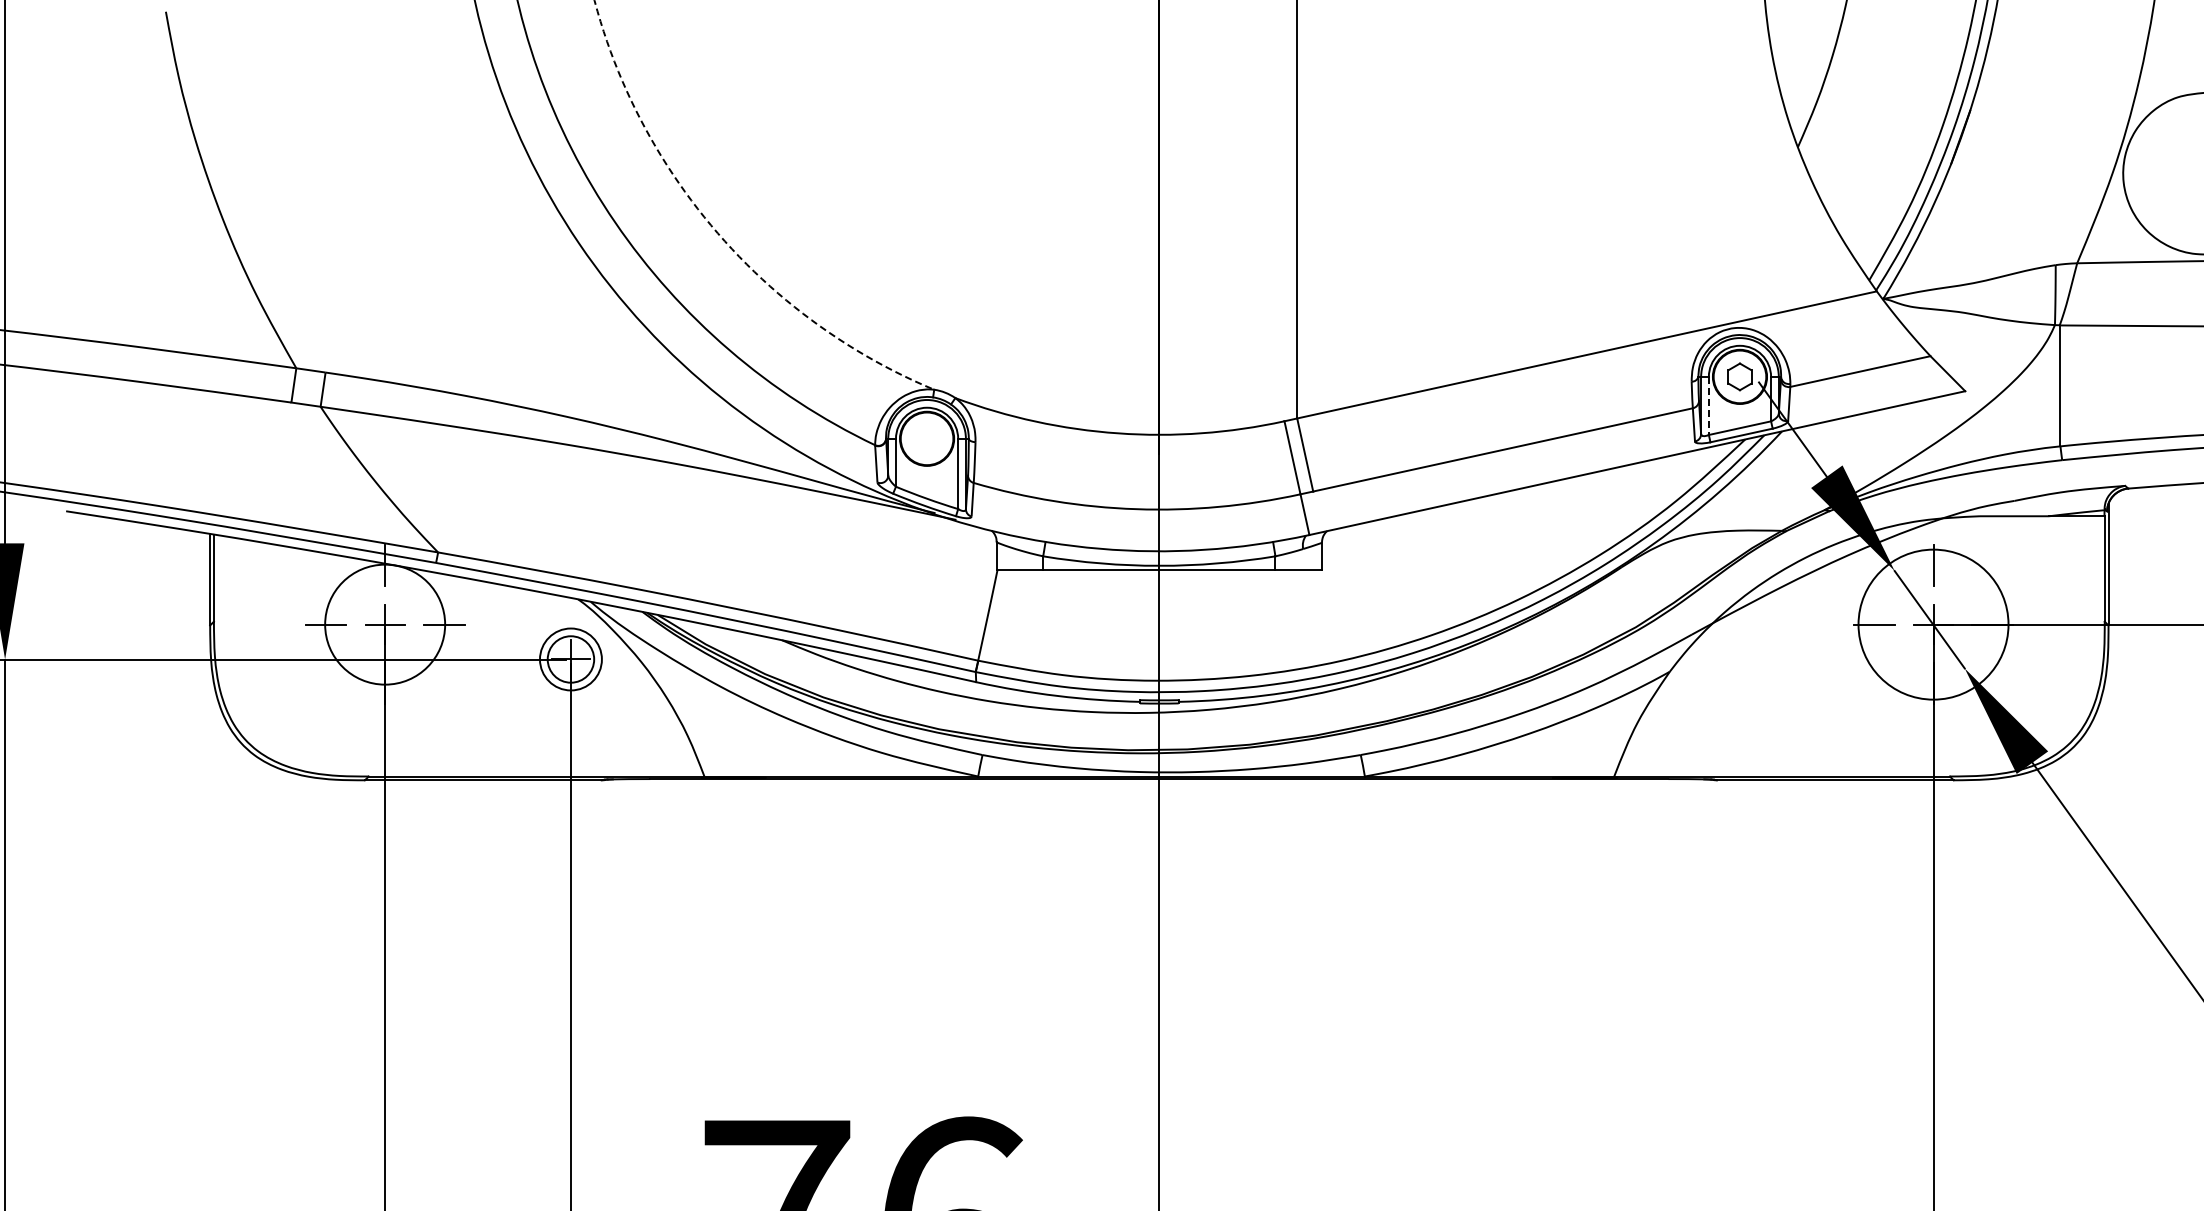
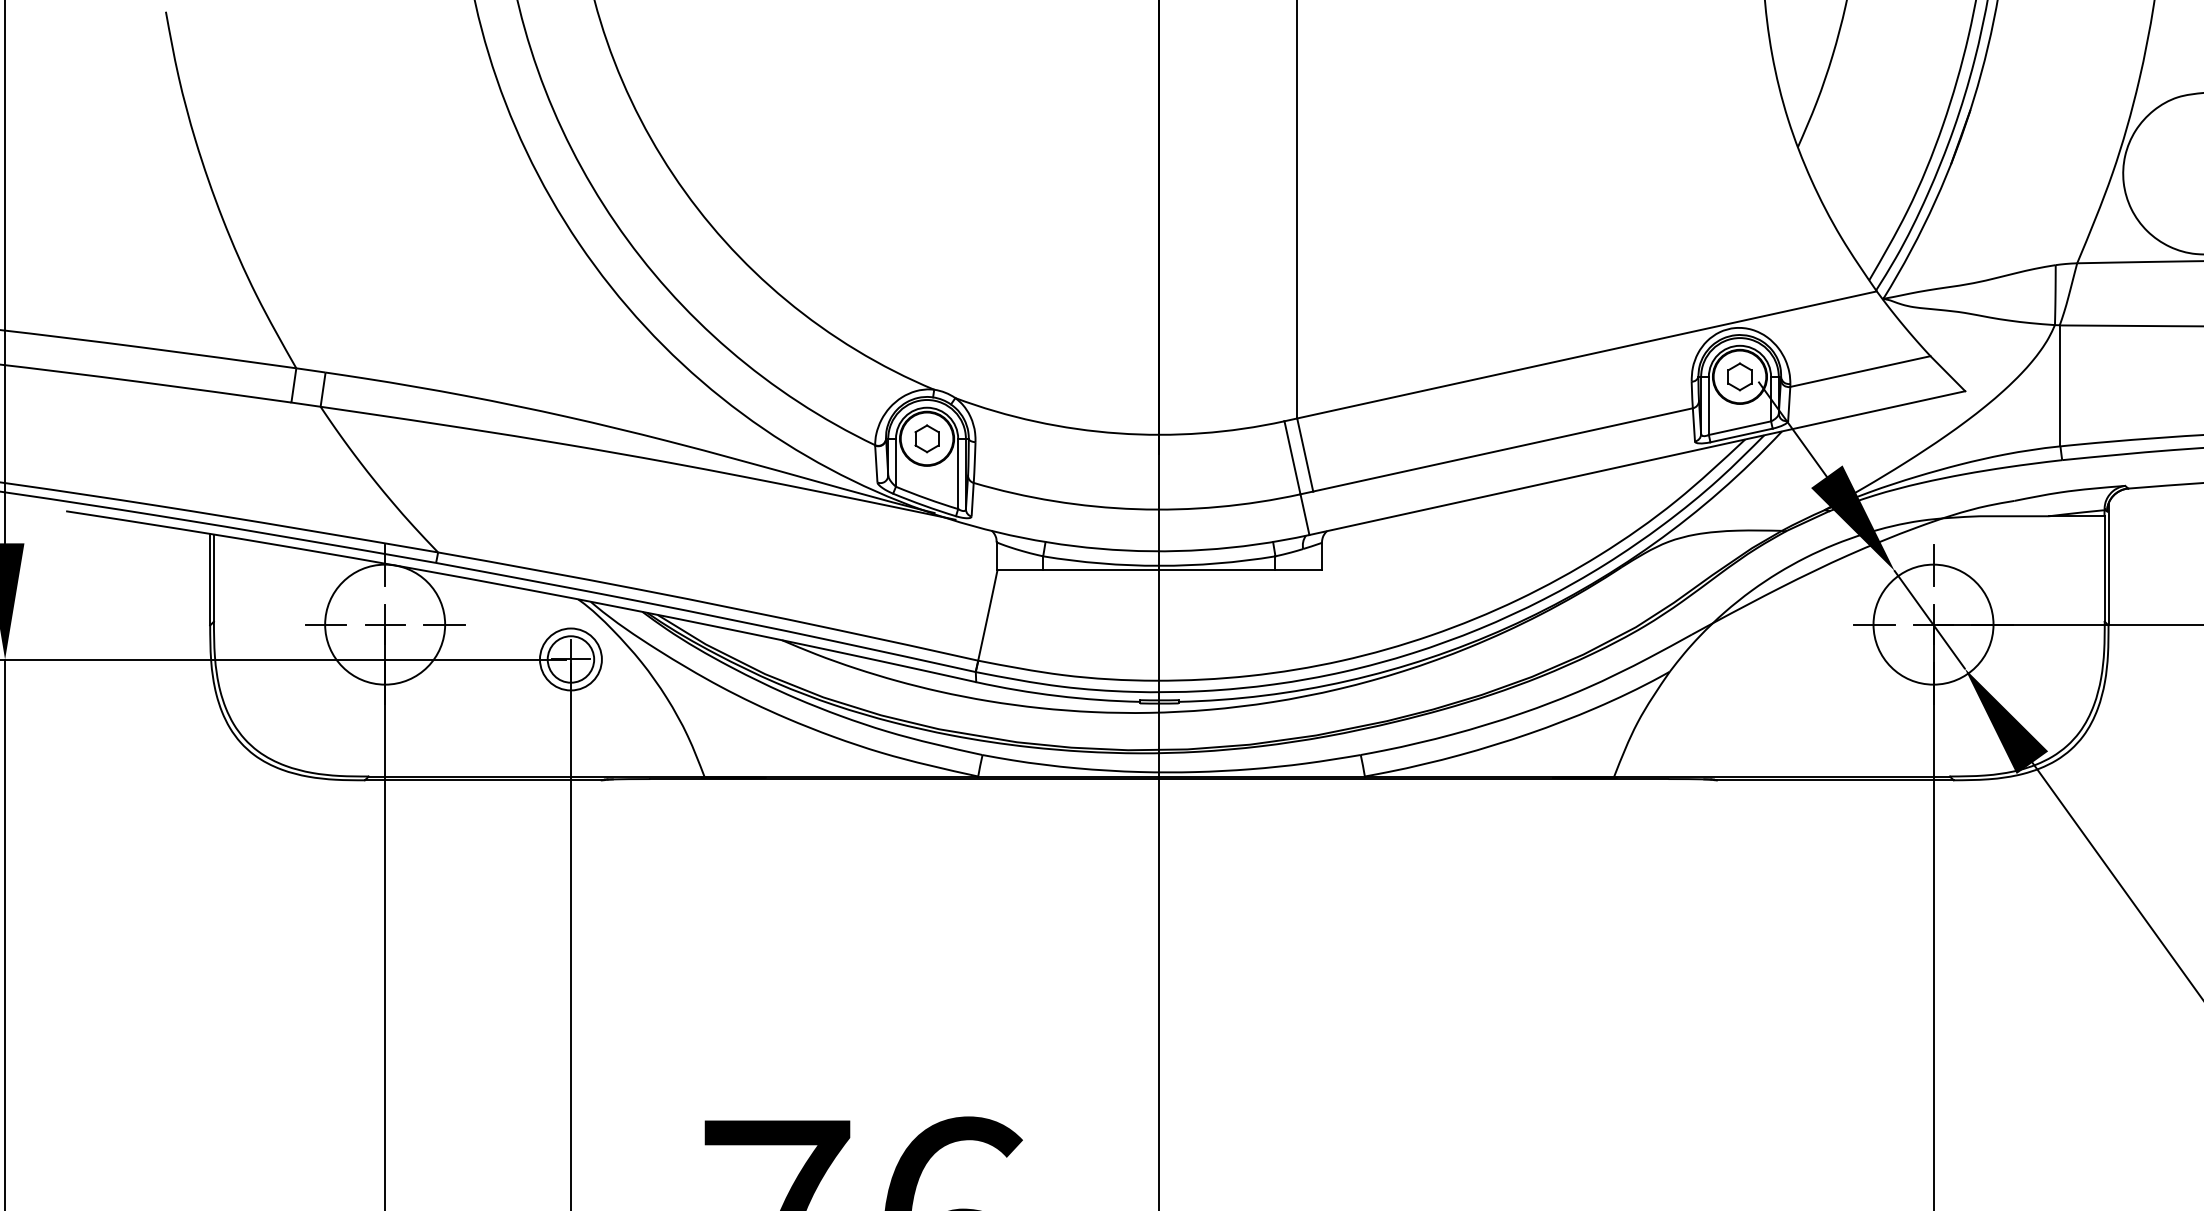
arc: dashed -> solid (717, 233)
line: dashed -> solid (1708, 406)
part: none -> present (926, 438)
circle diameter: 150 px -> 120 px (1933, 624)
